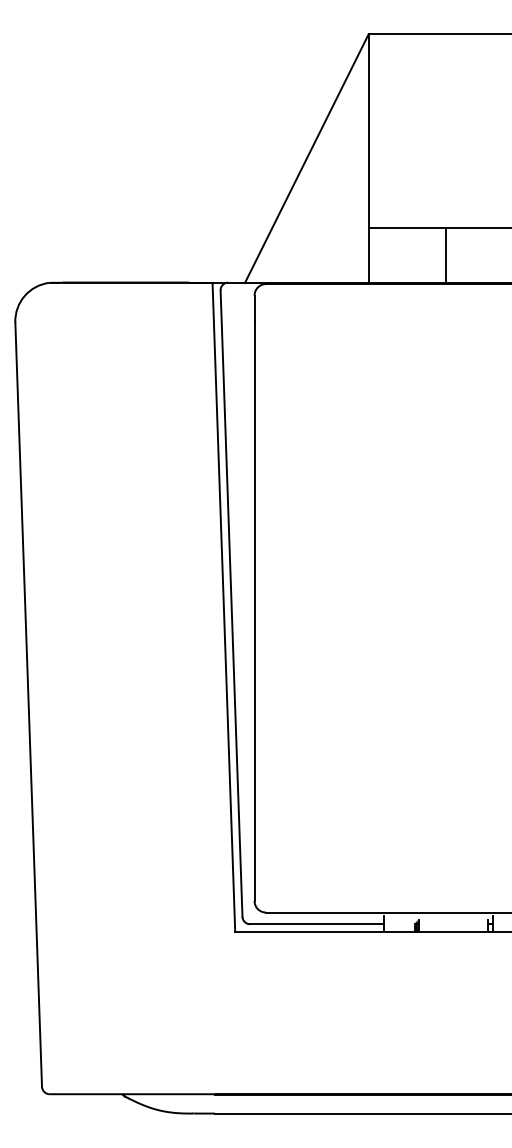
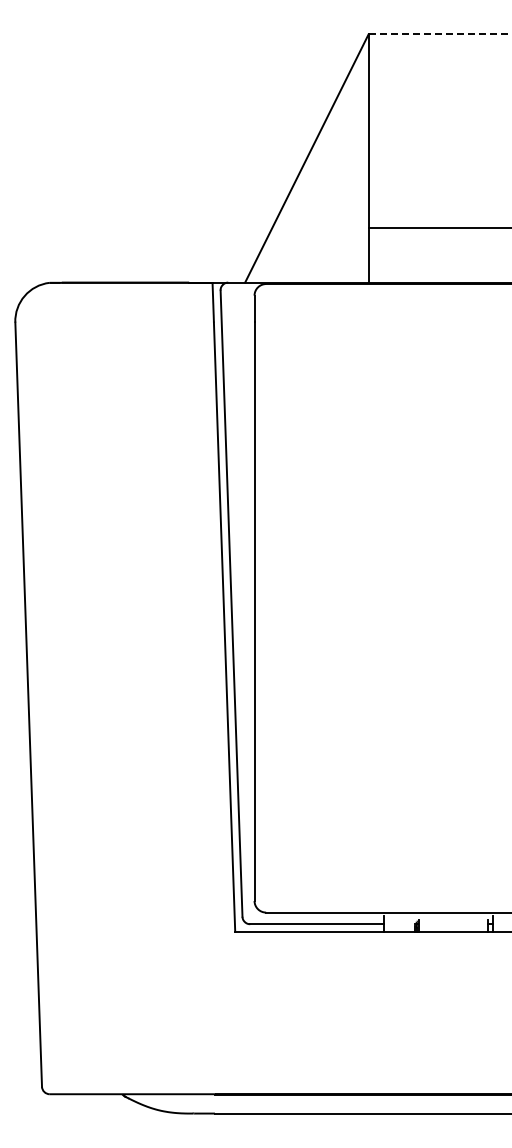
line: solid -> dashed (440, 34)
line: present -> none (445, 254)
